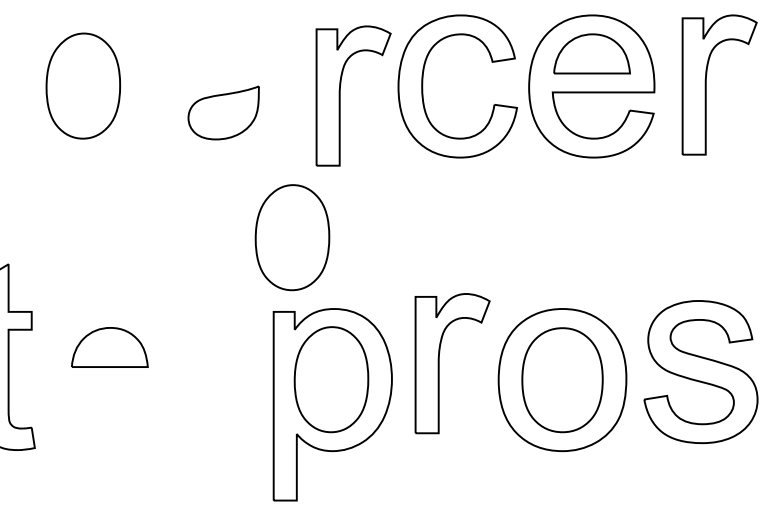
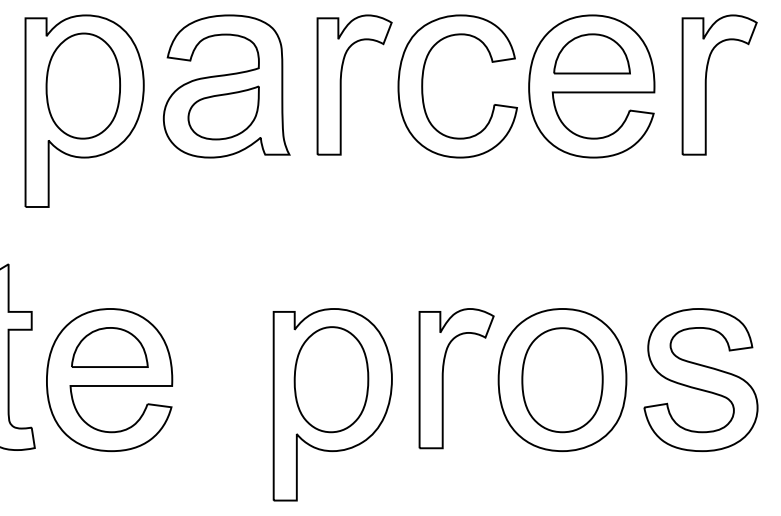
part: none -> present (226, 86)
part position: (340, 95) -> (341, 84) (341, 84)
part: none -> present (84, 110)
part: present -> none (292, 237)
part position: (439, 363) -> (443, 378) (443, 378)
part position: (700, 371) -> (700, 379) (700, 379)
part: none -> present (109, 379)
